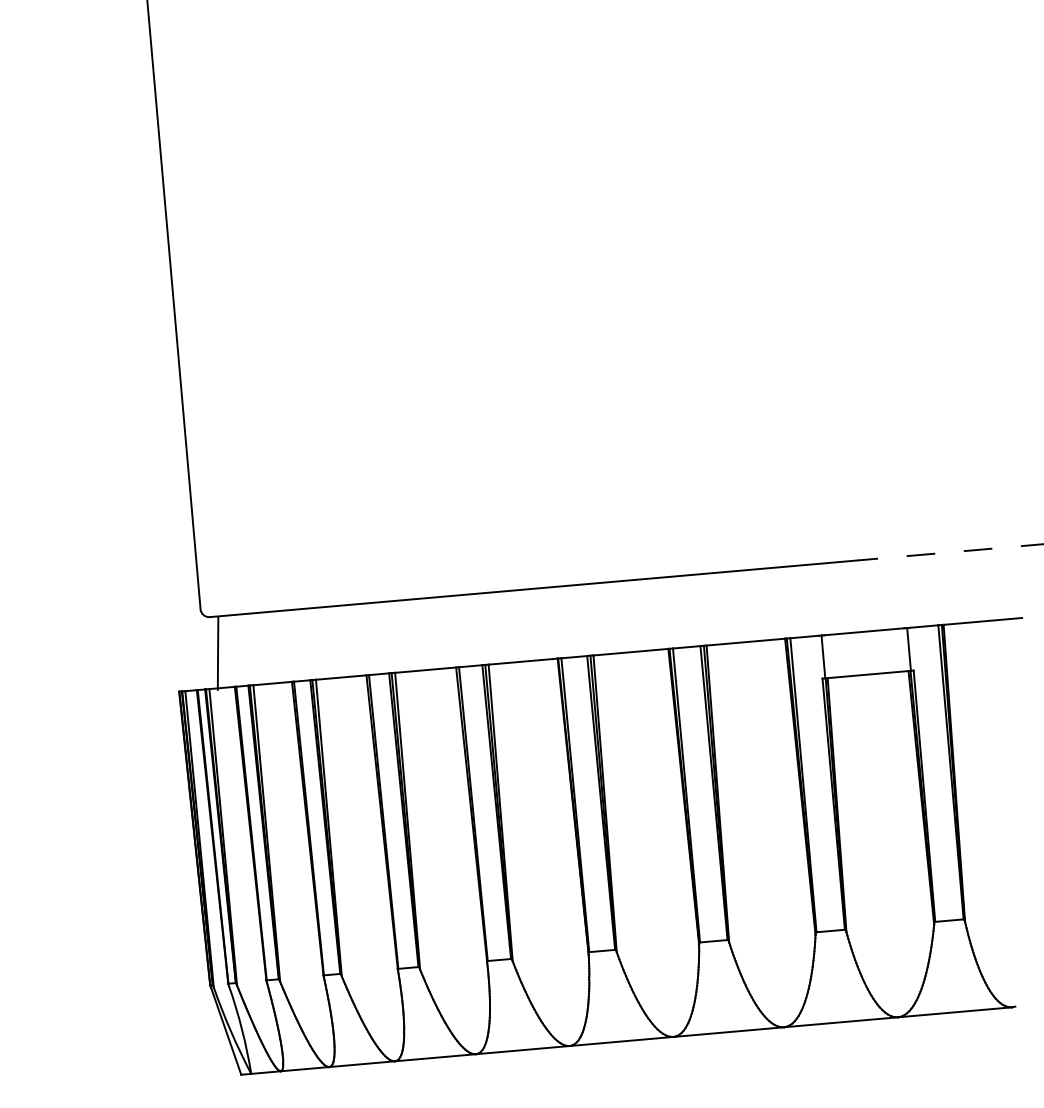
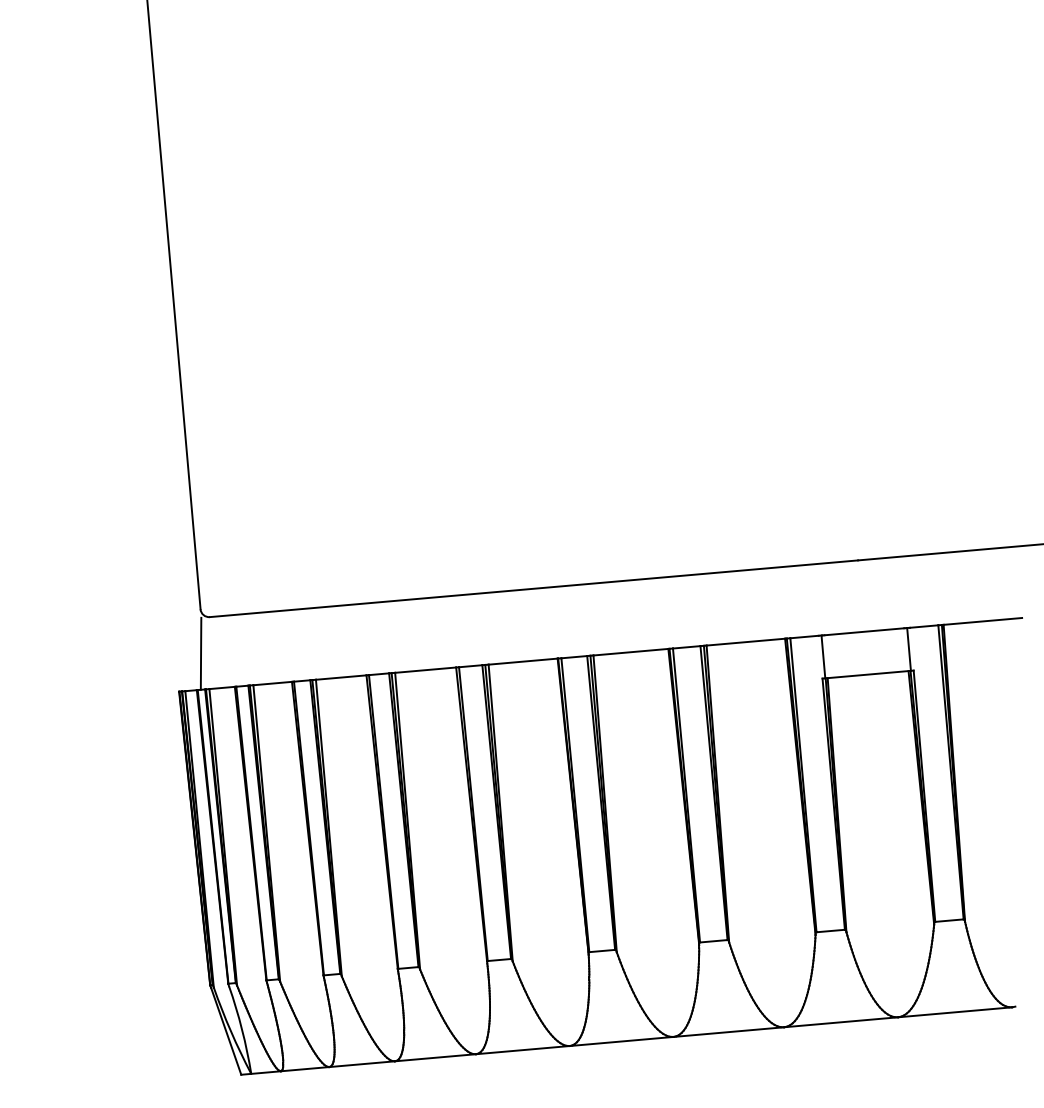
line: dashed -> solid (950, 552)
line position: (217, 653) -> (200, 653) (200, 653)
